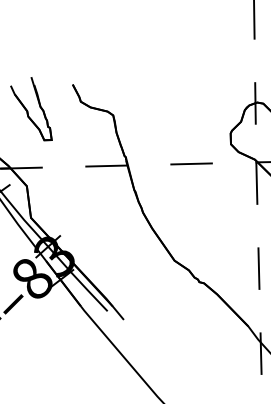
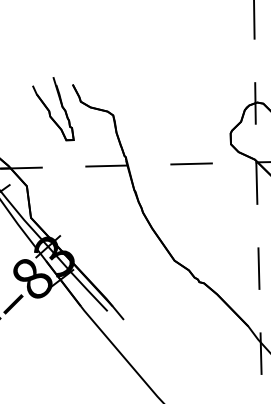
part position: (31, 109) -> (53, 109) (53, 109)
